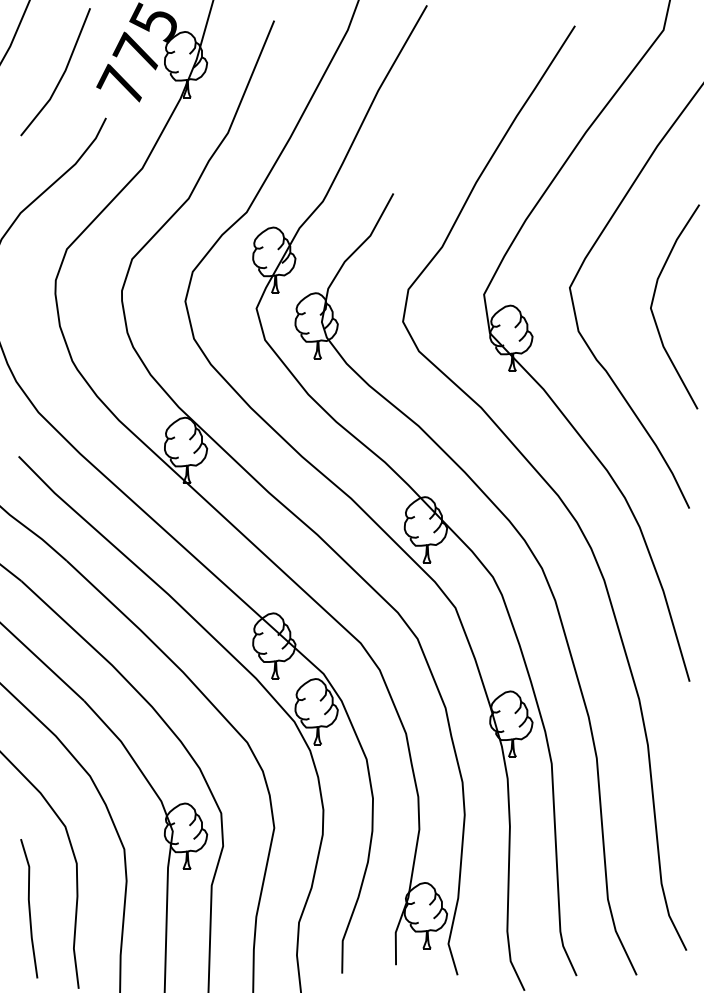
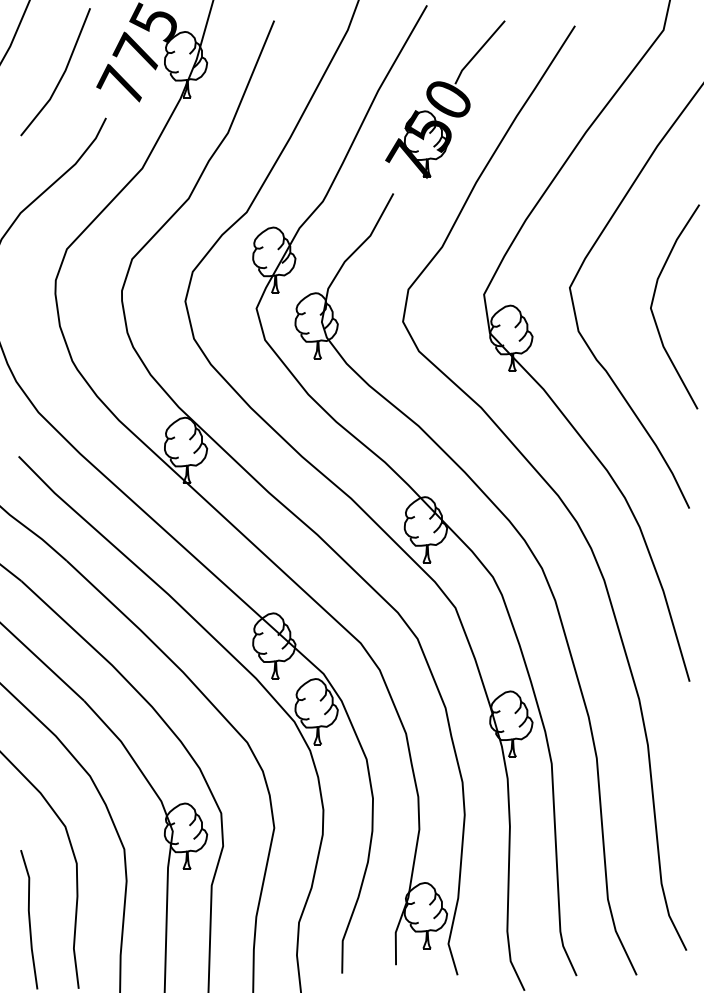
part: none -> present (445, 99)
line position: (29, 908) -> (29, 919) (29, 919)
